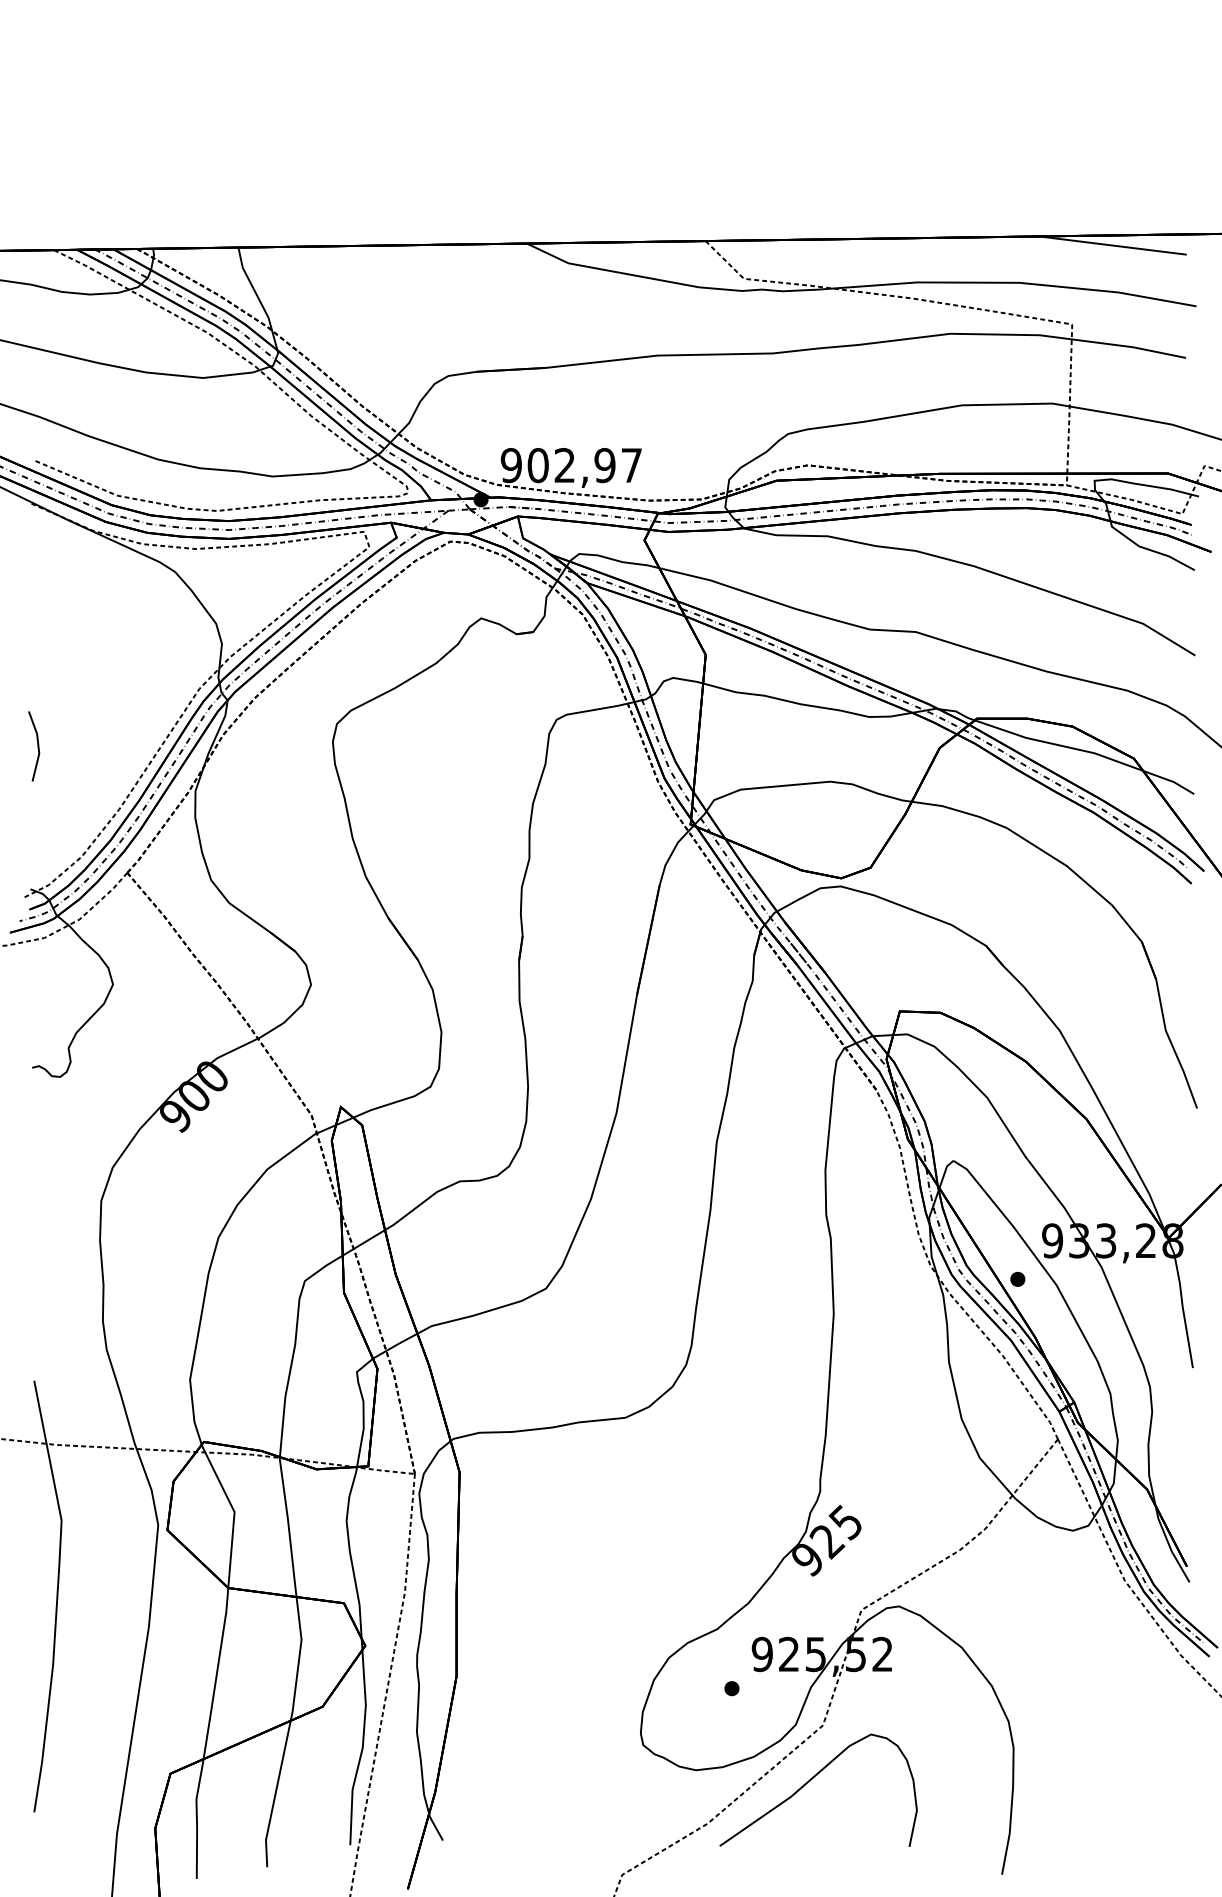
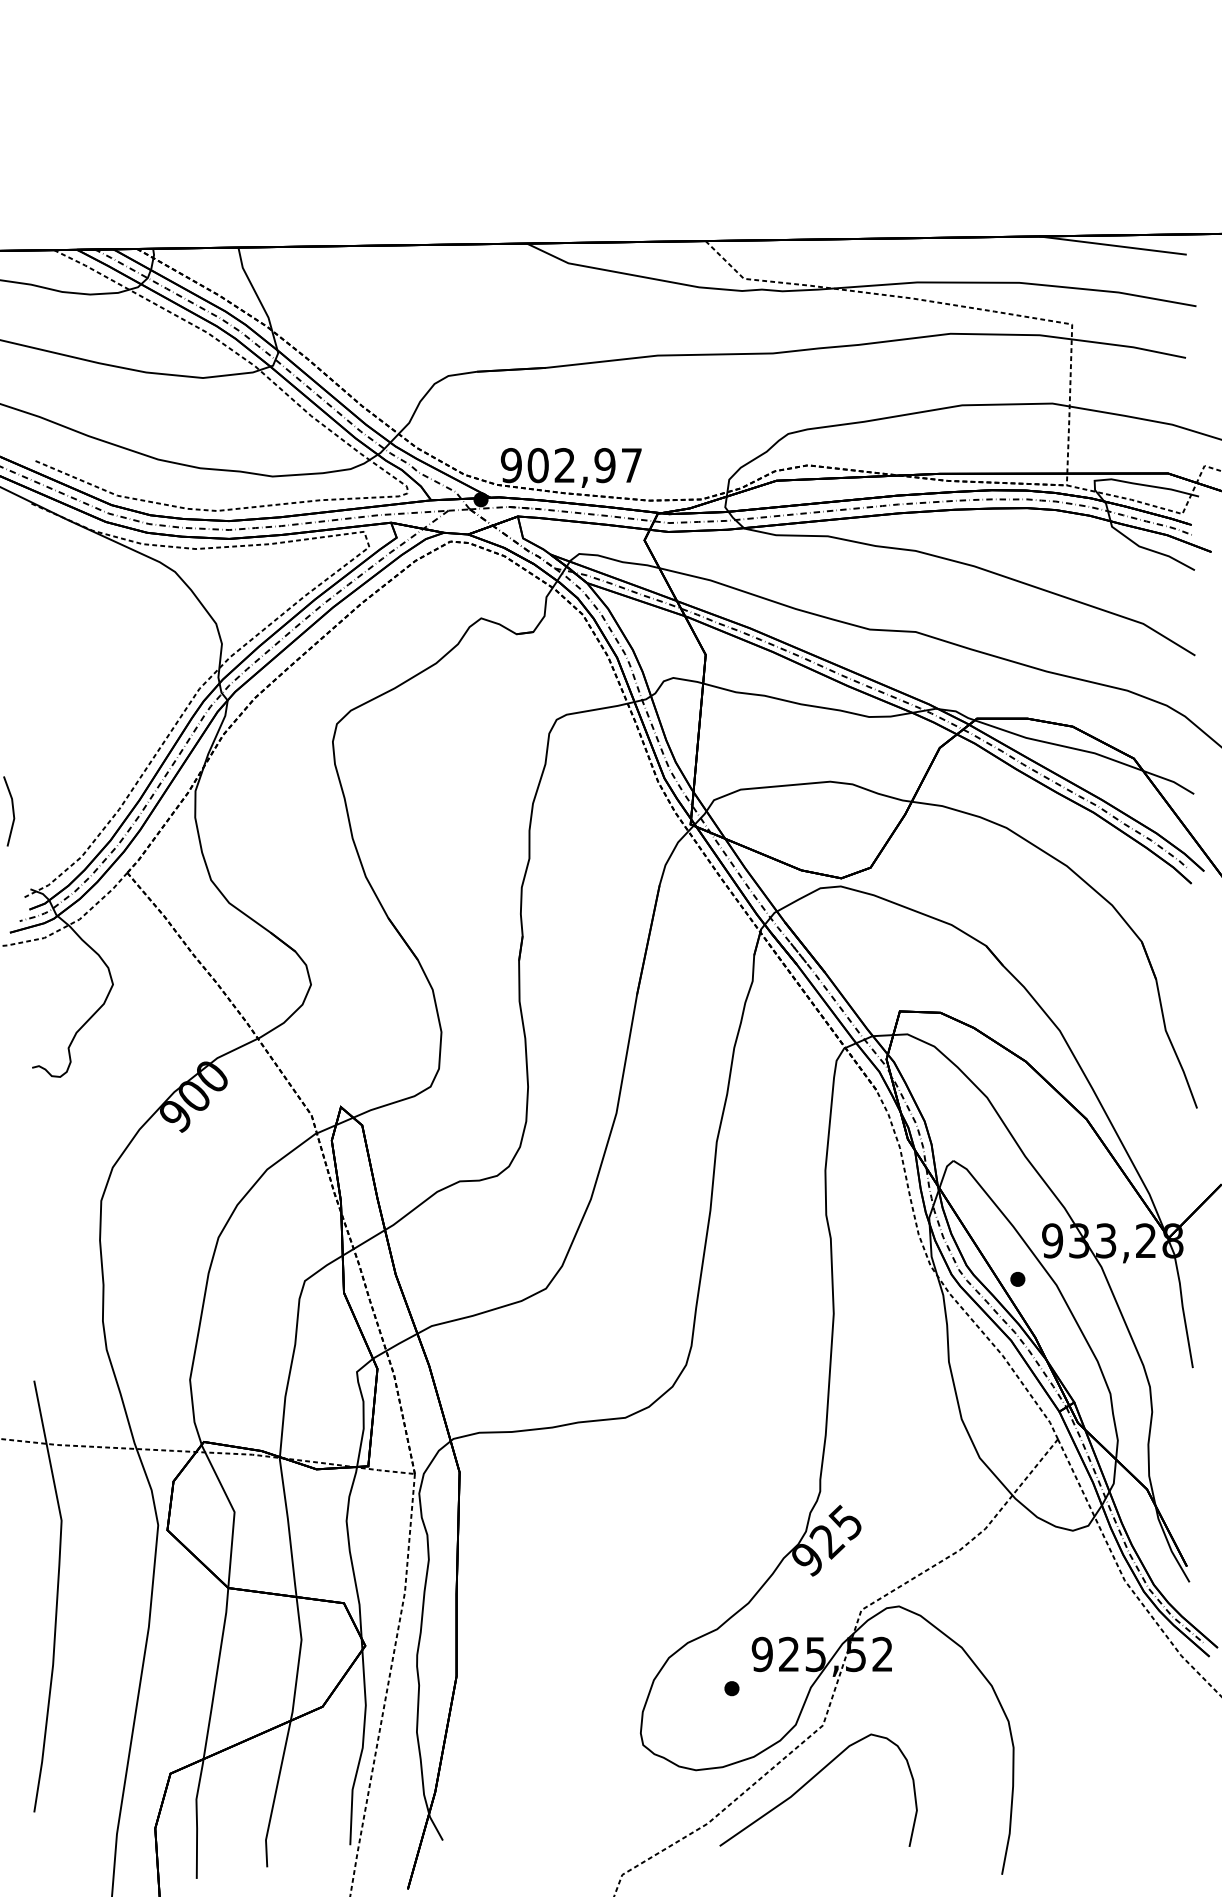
line position: (37, 746) -> (12, 811) (12, 811)
